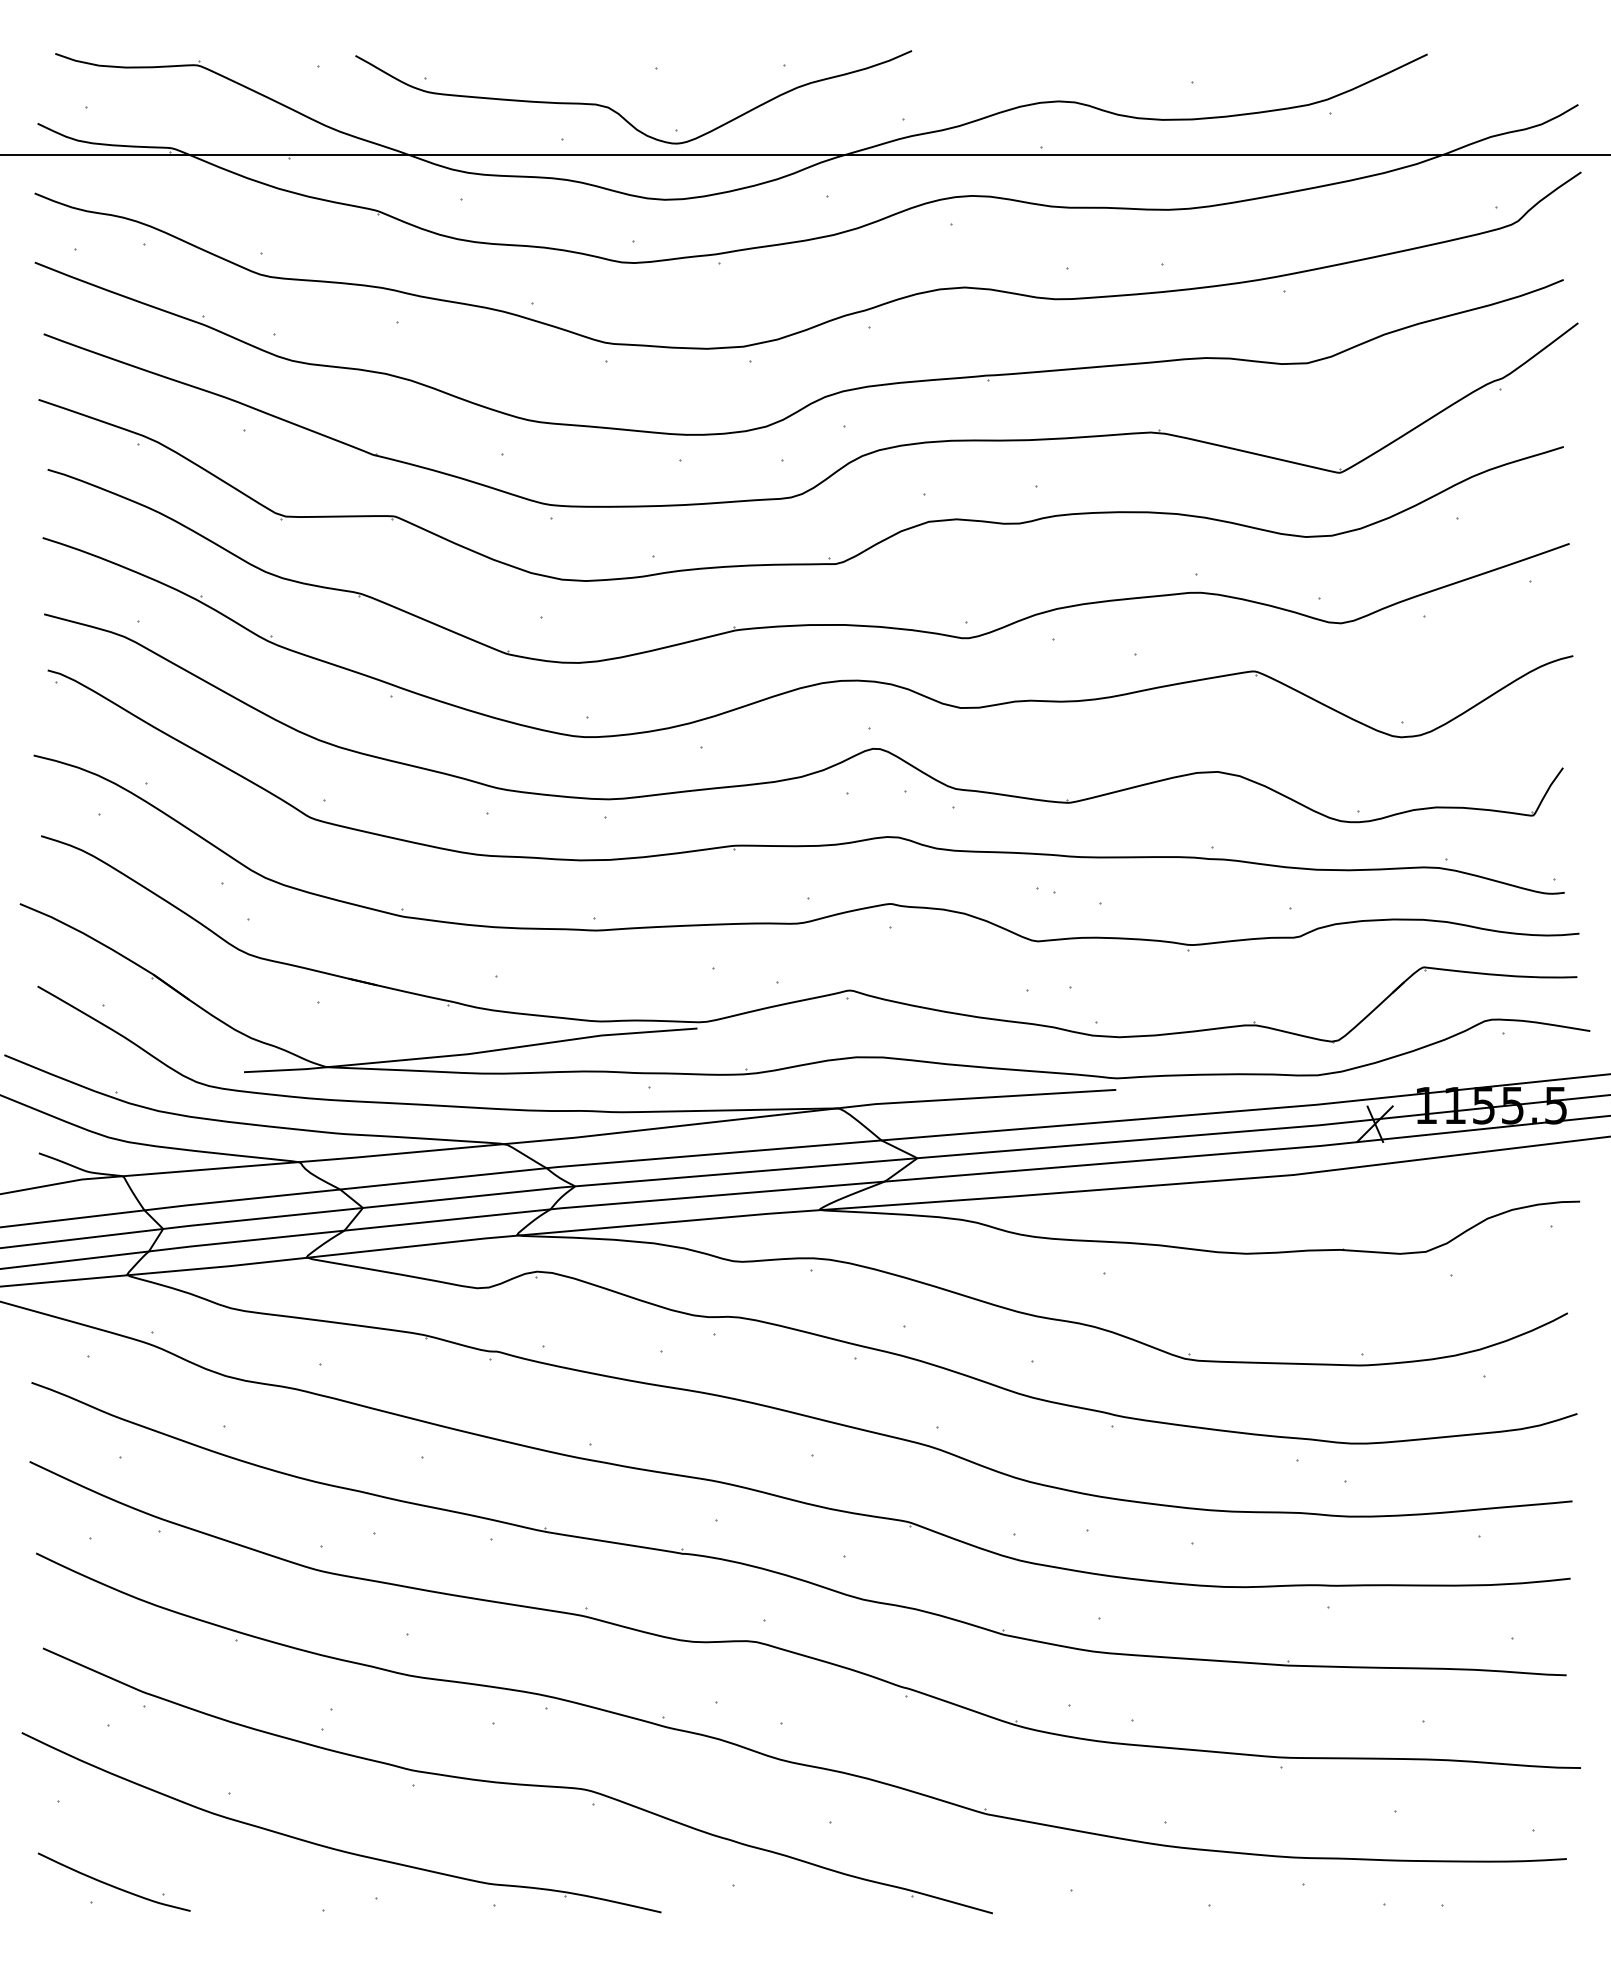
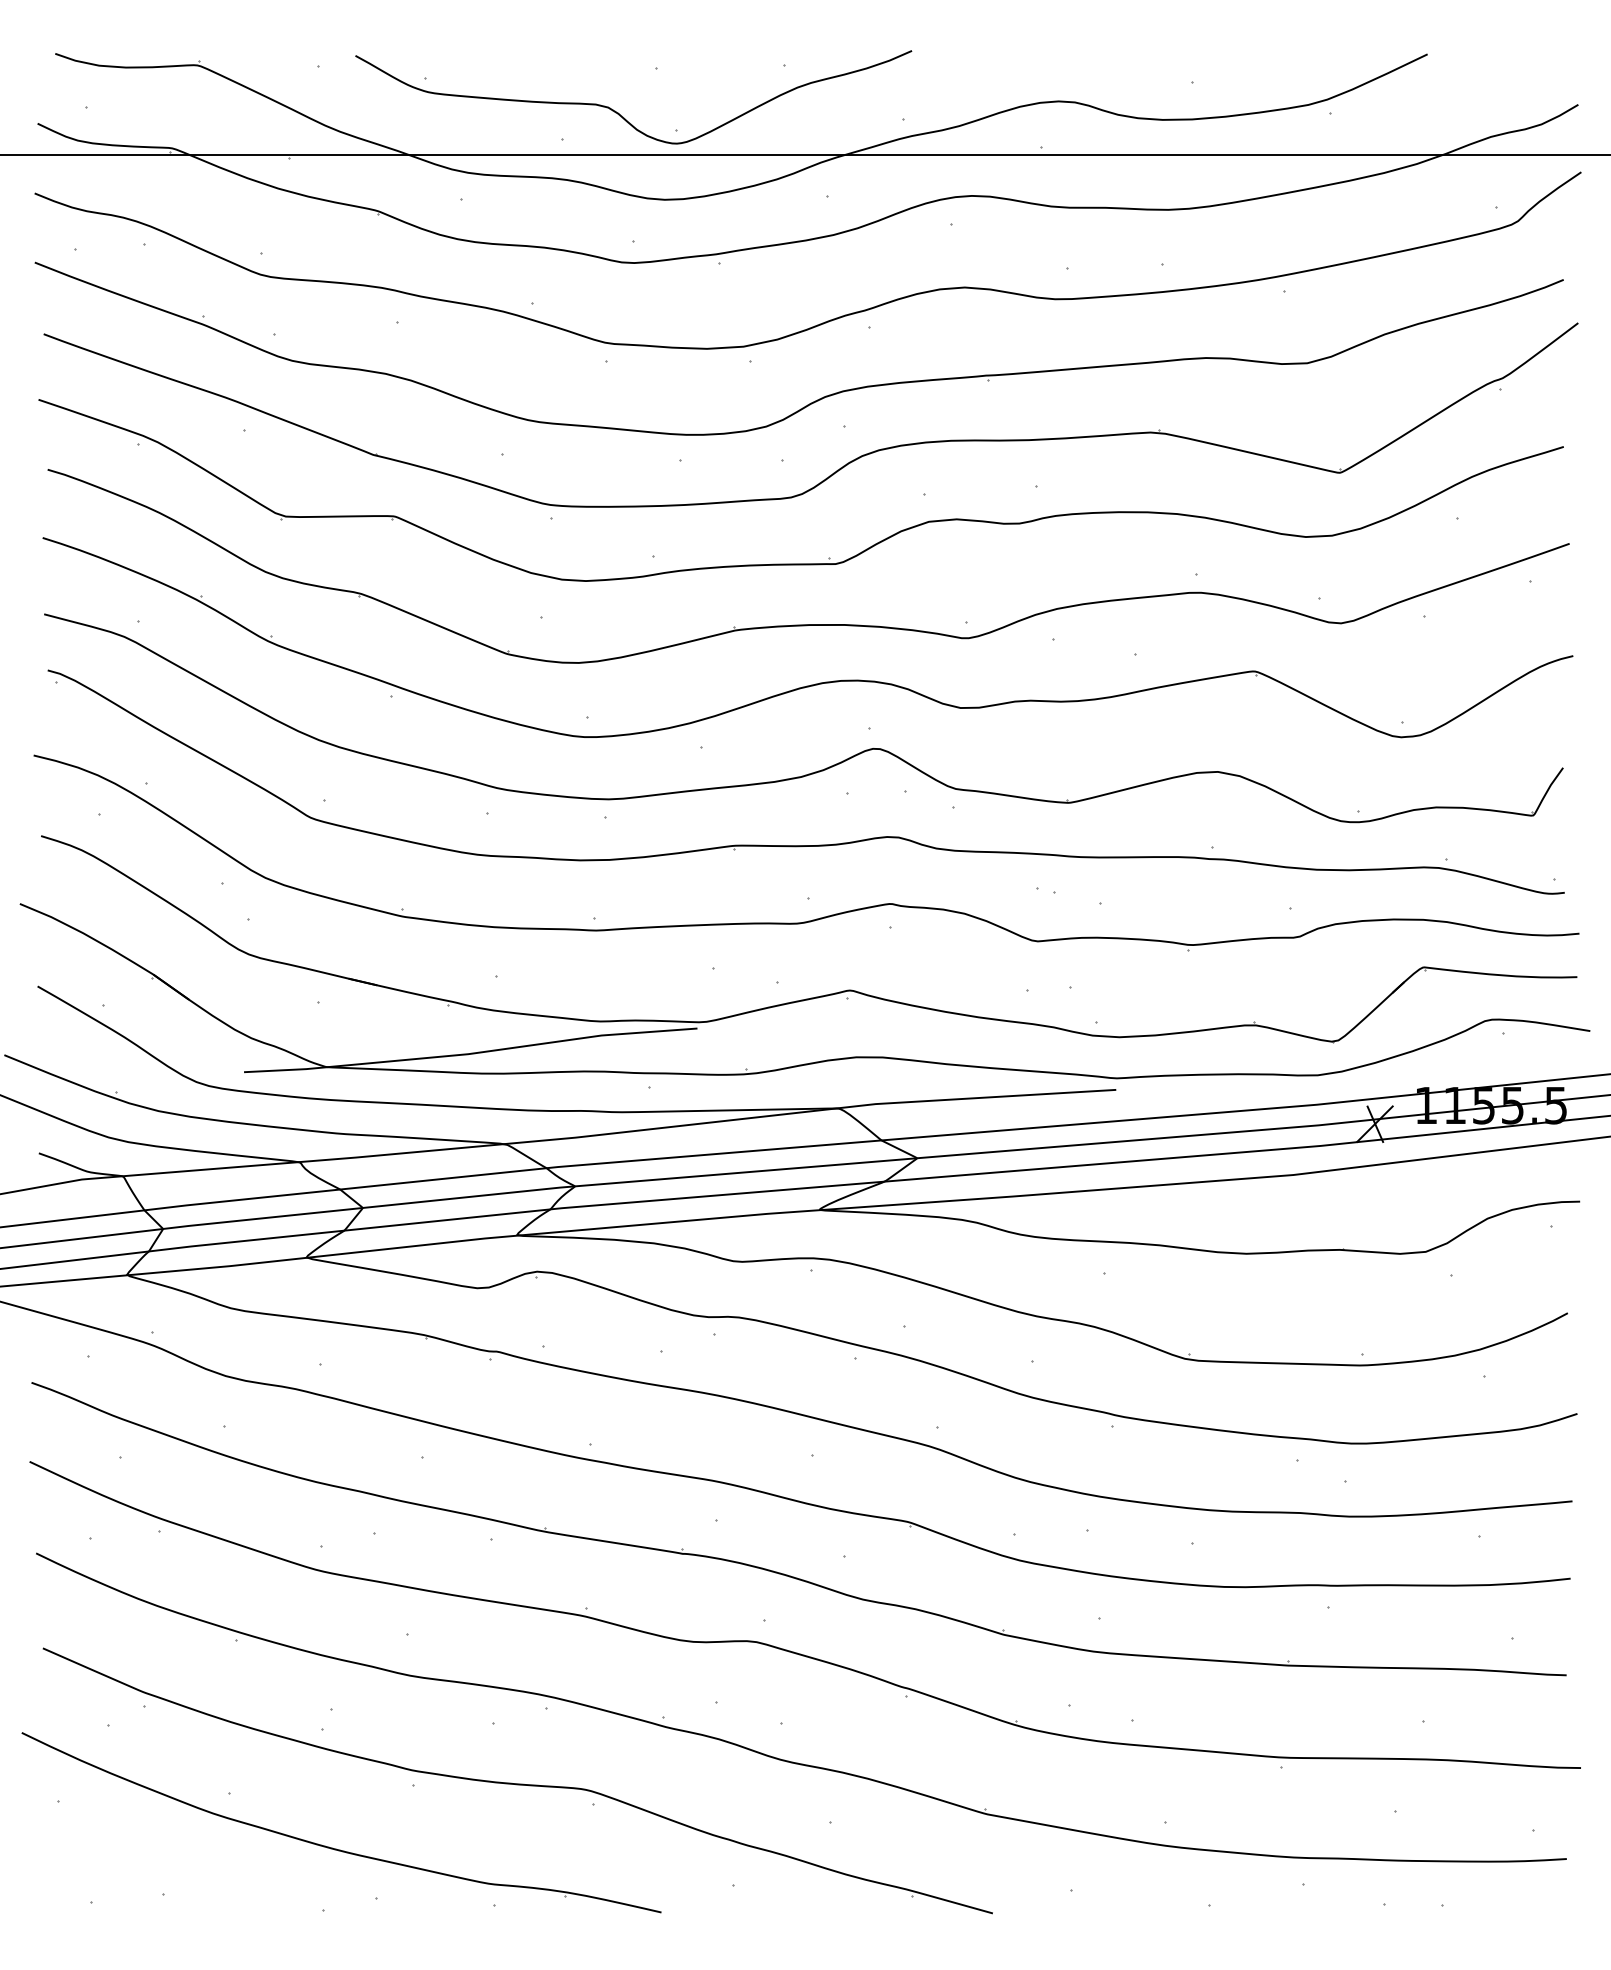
curve: present -> none (113, 1885)
